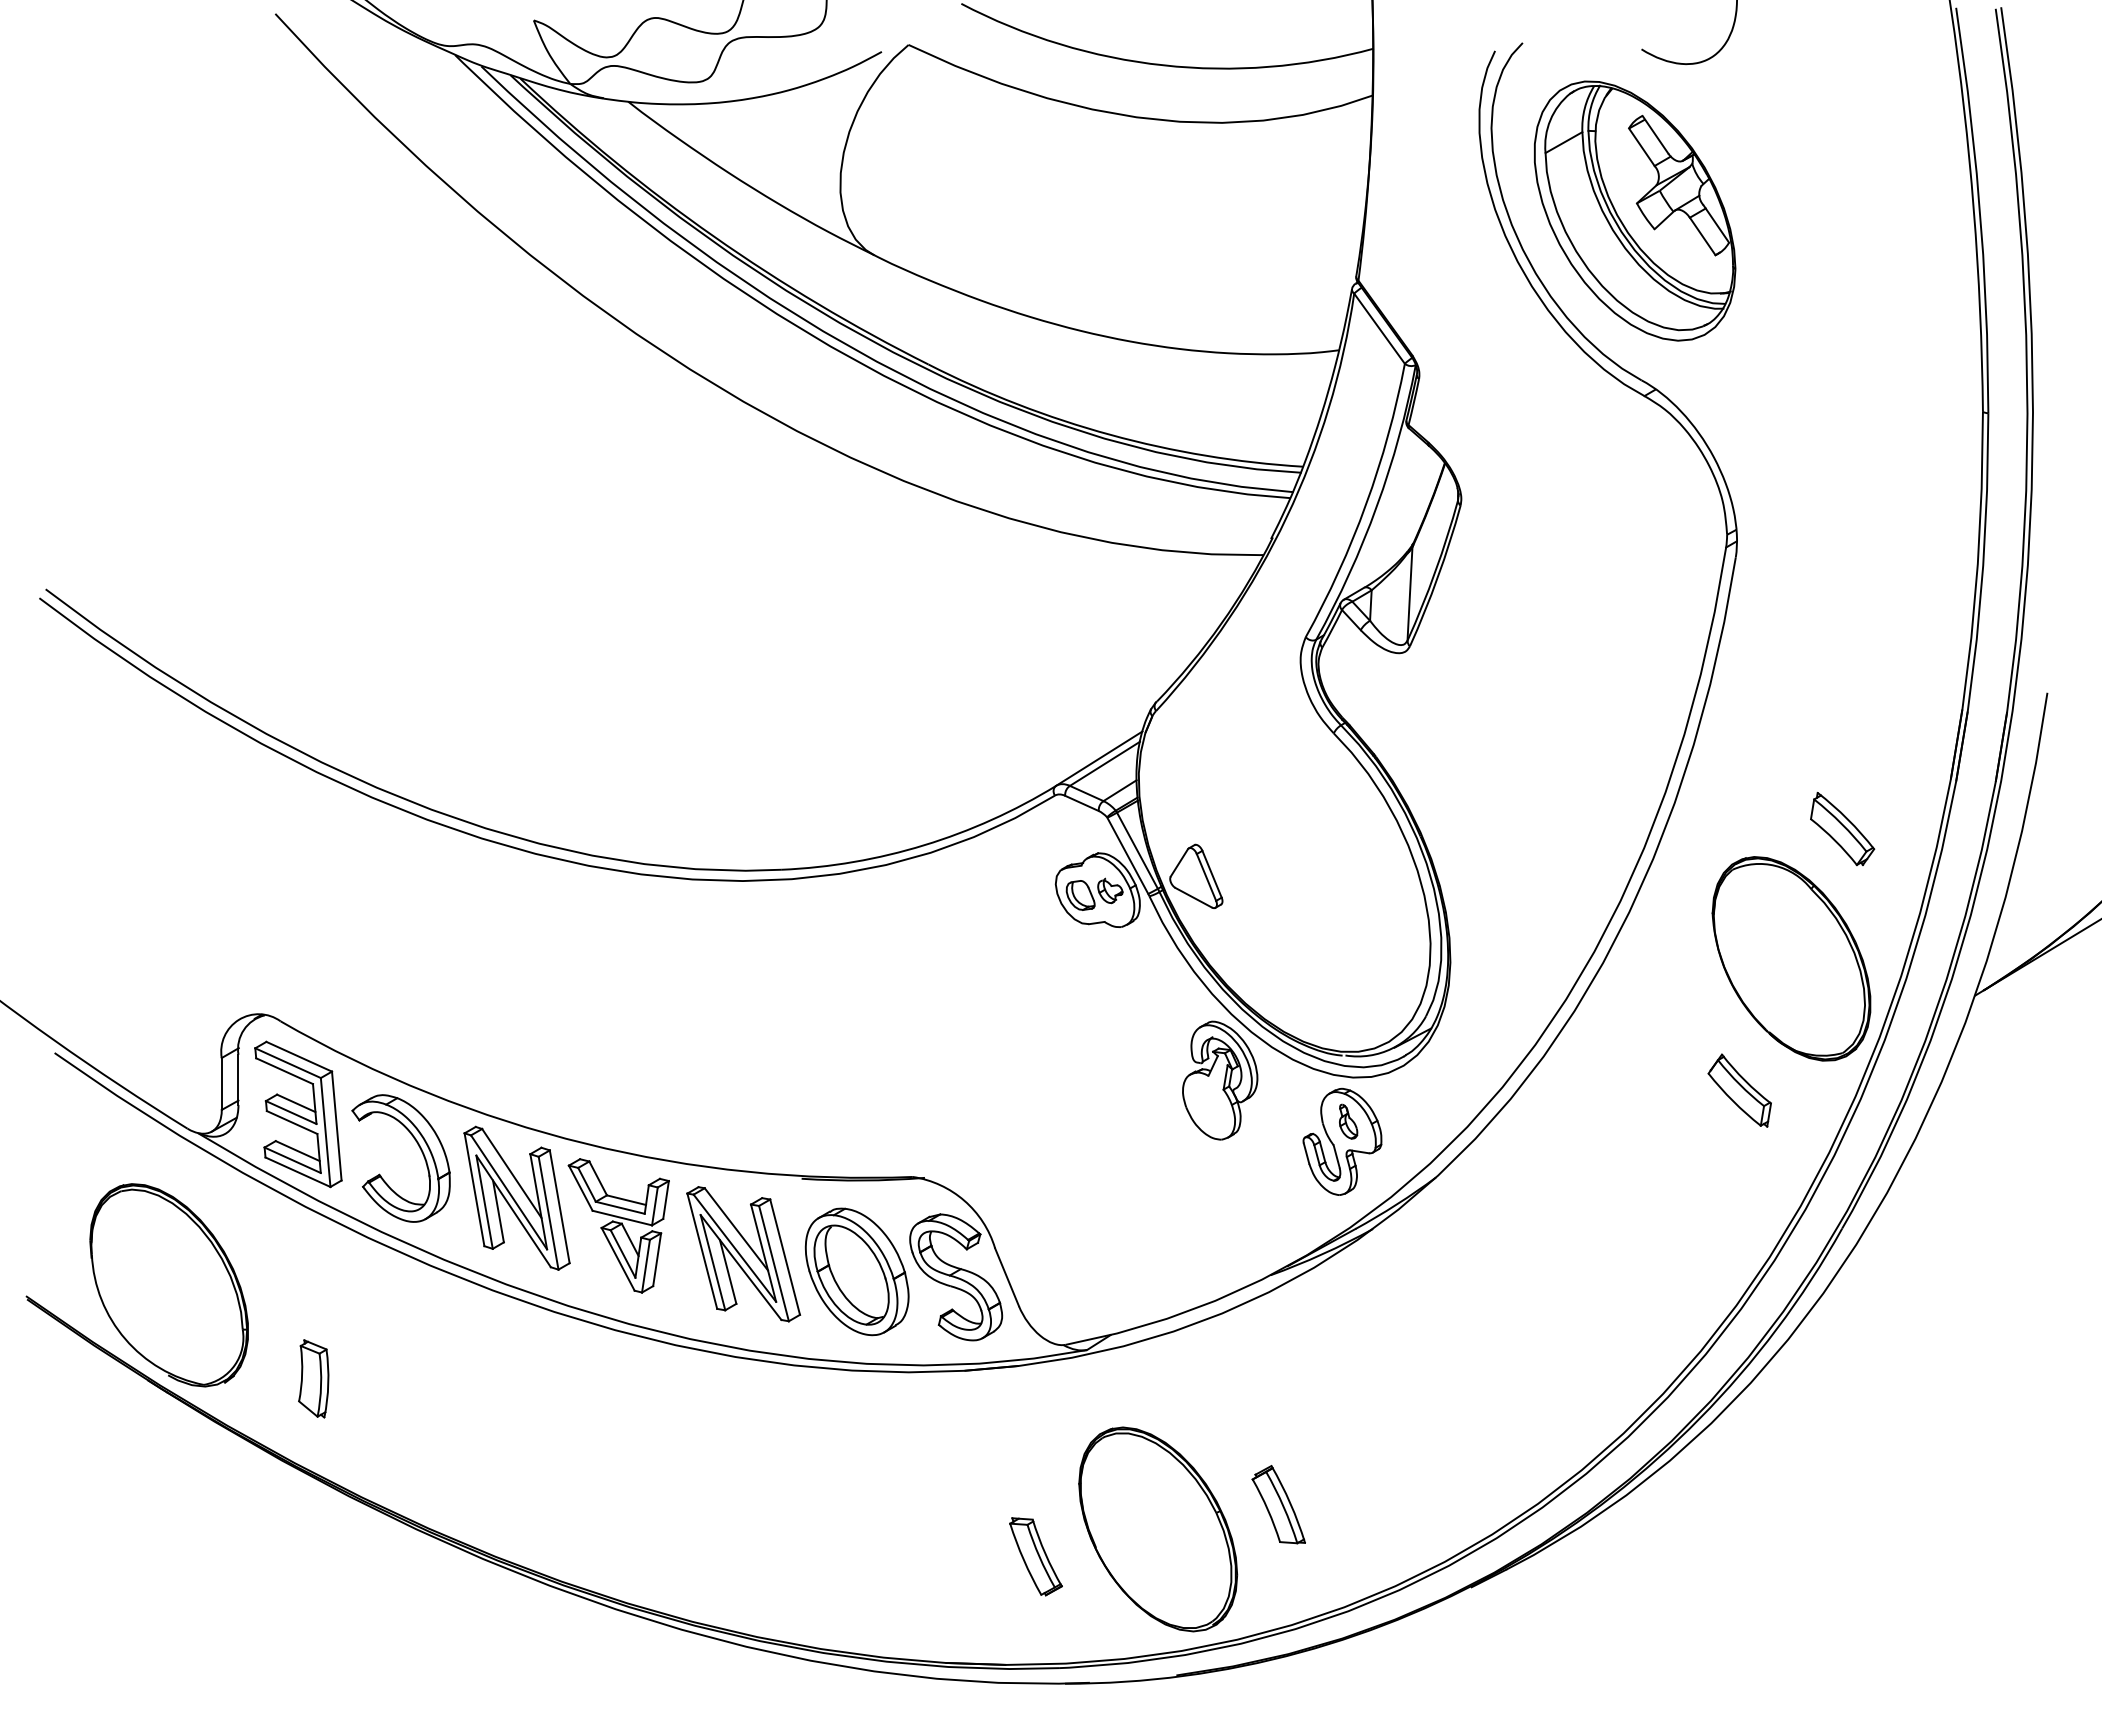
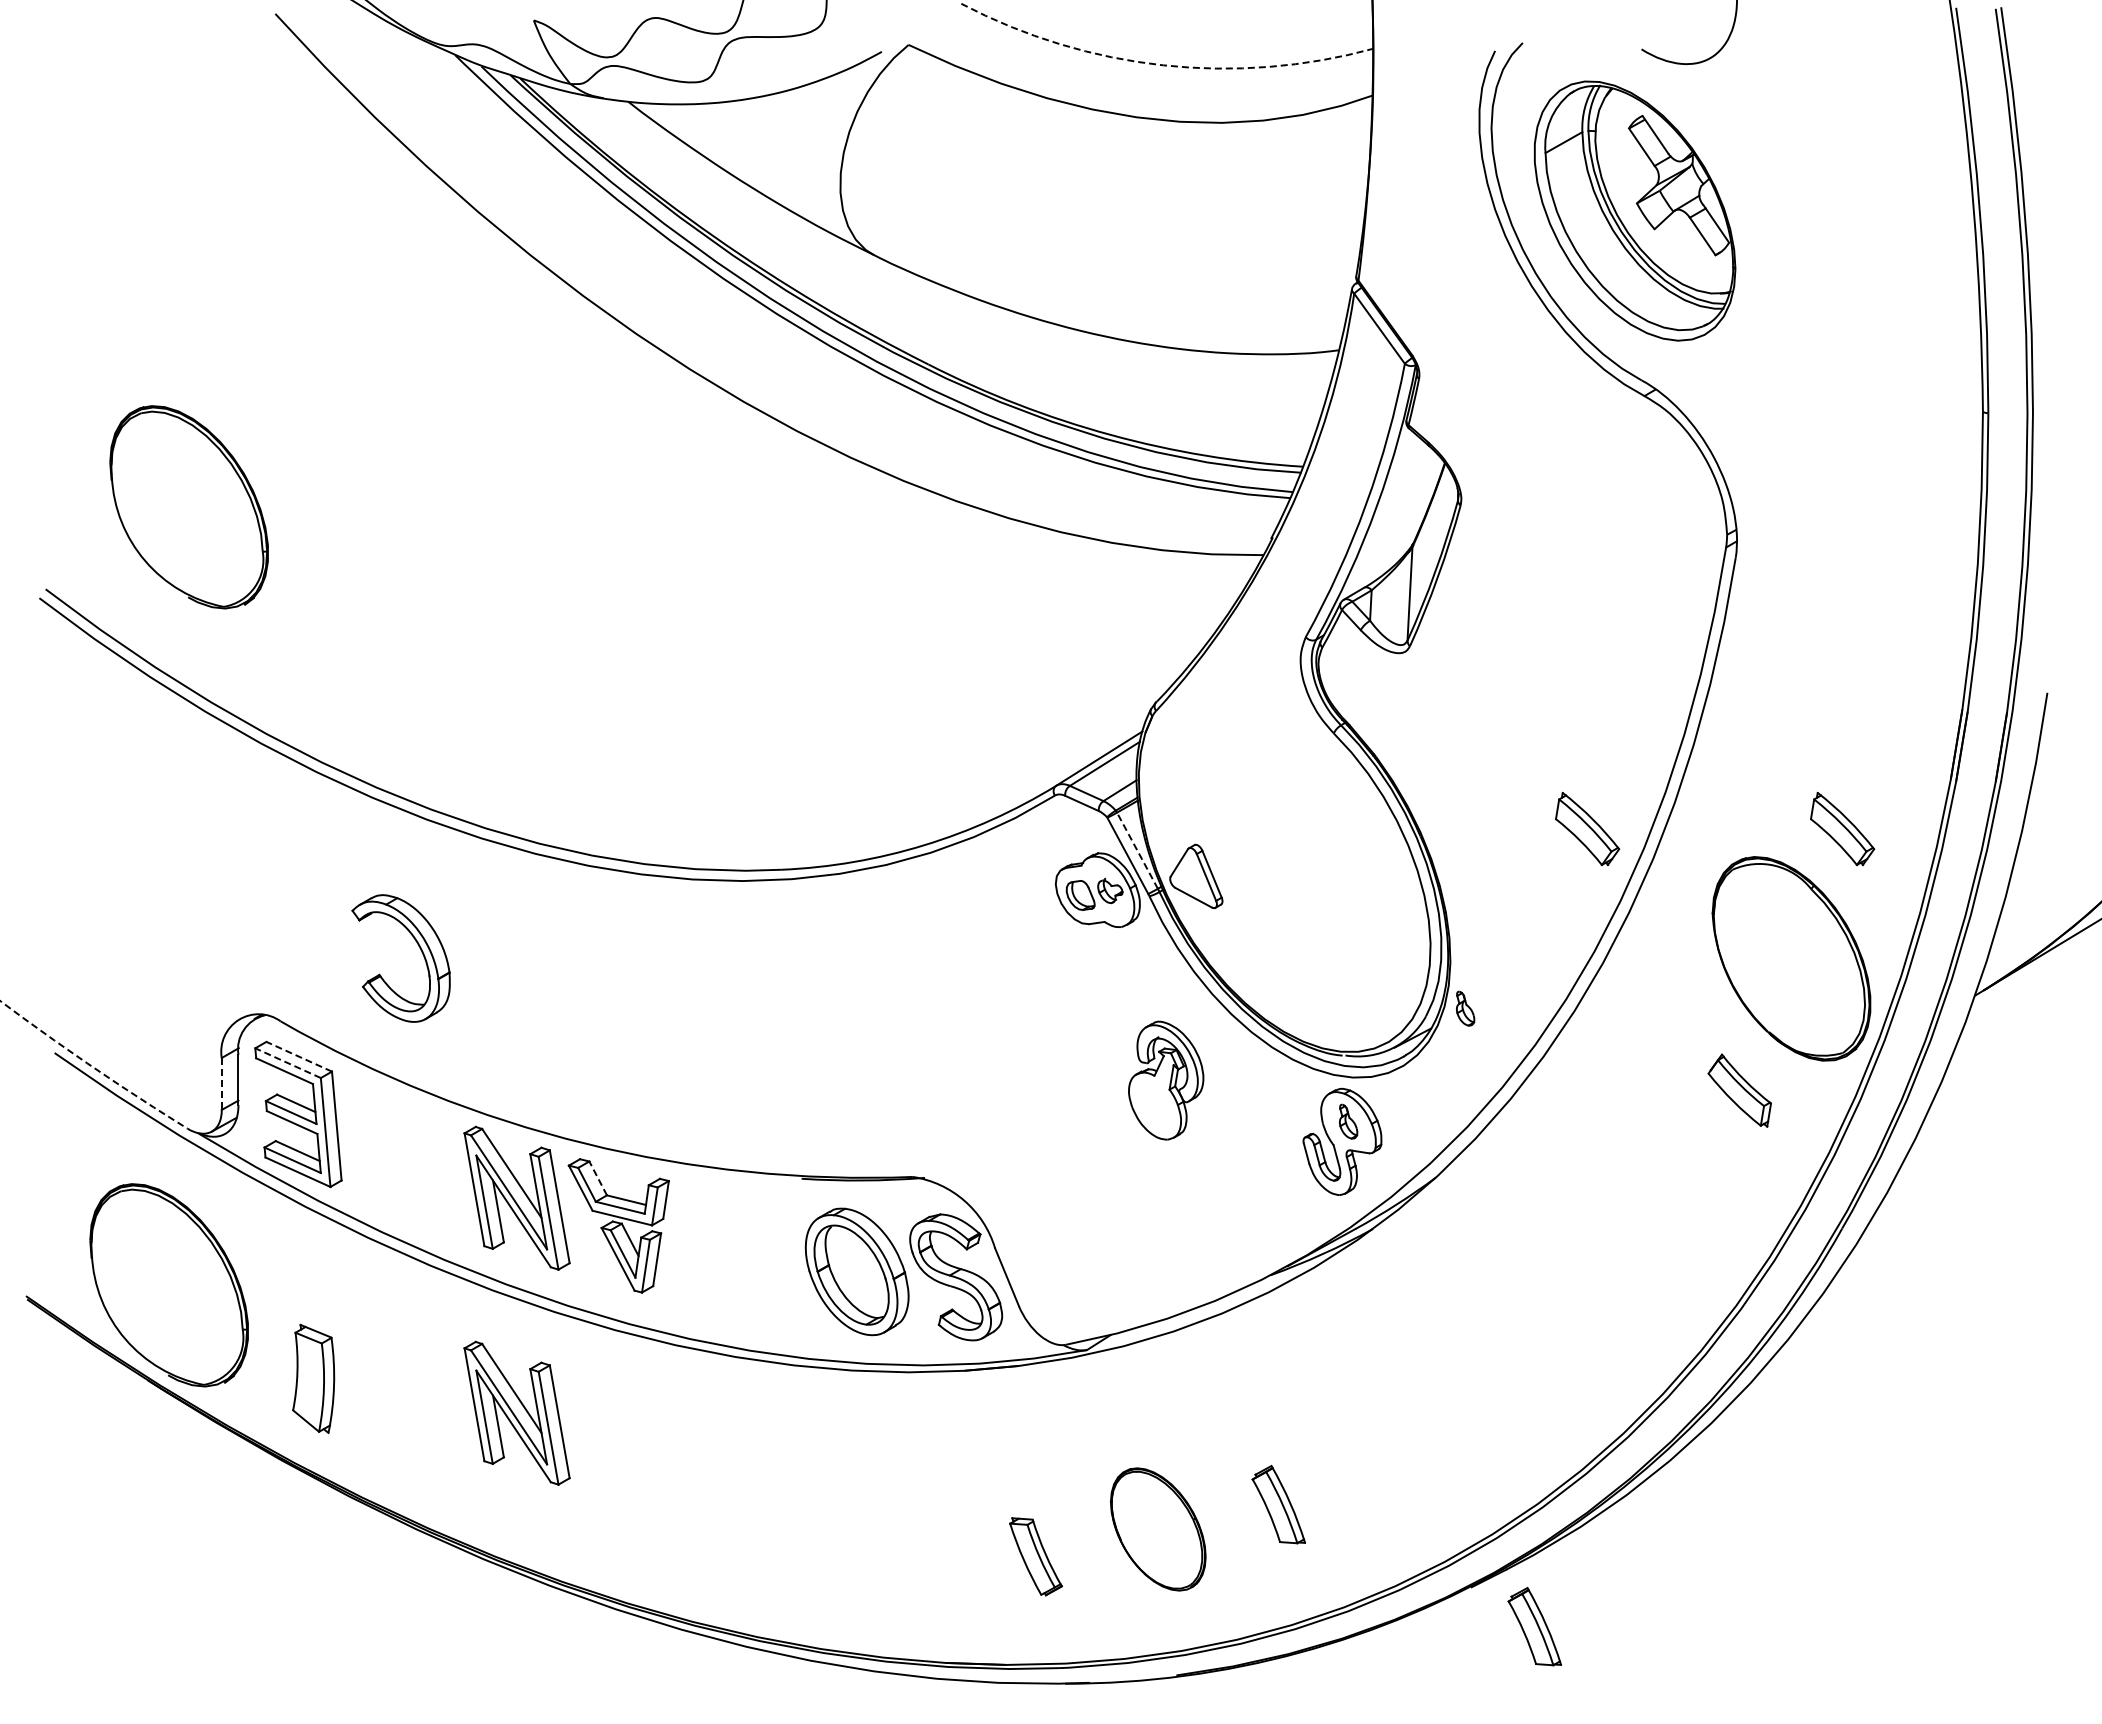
arc: solid -> dashed (1163, 65)
part: none -> present (188, 507)
part: none -> present (1587, 829)
line: solid -> dashed (1137, 850)
part: none -> present (1465, 1008)
line: solid -> dashed (298, 1056)
line: solid -> dashed (288, 1063)
arc: solid -> dashed (92, 1066)
part position: (1220, 1080) -> (1166, 1080) (1166, 1080)
line: solid -> dashed (221, 1083)
part position: (419, 1148) -> (419, 948) (419, 948)
line: solid -> dashed (597, 1178)
part: present -> none (743, 1254)
part size: 32x80 px -> 44x111 px (313, 1378)
part: none -> present (516, 1412)
part size: 161x207 px -> 97x125 px (1158, 1529)
part: none -> present (1534, 1626)
